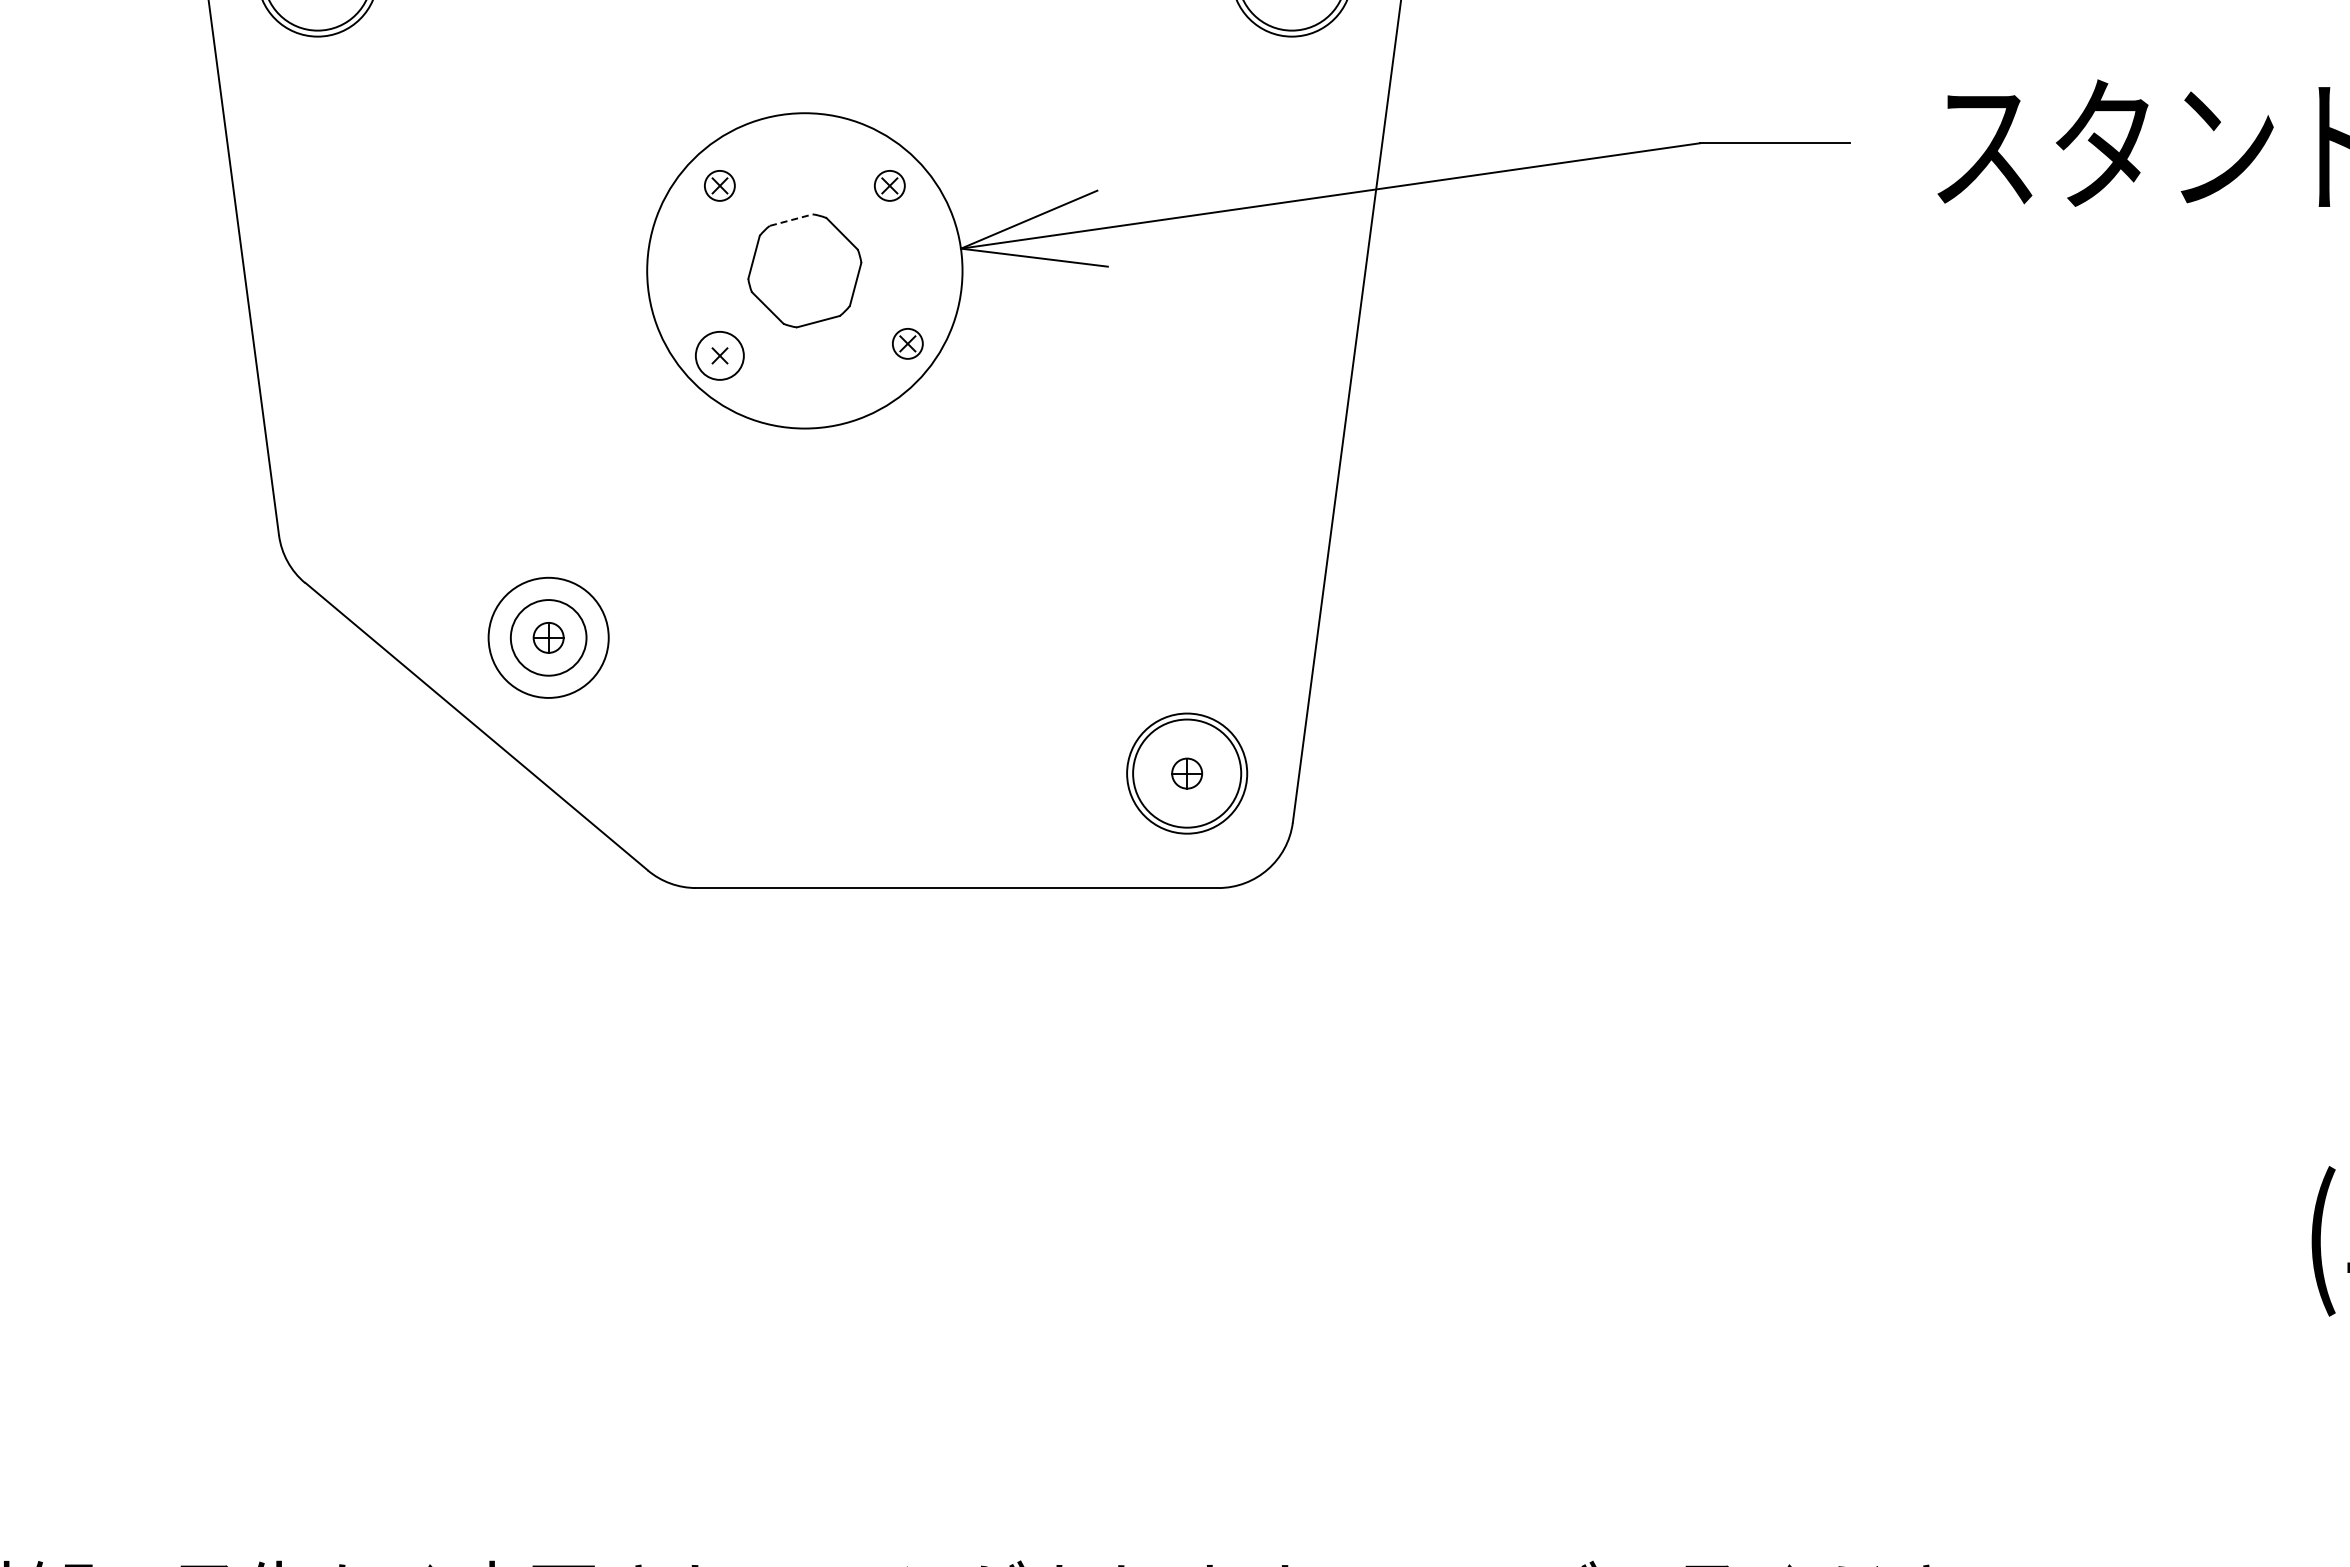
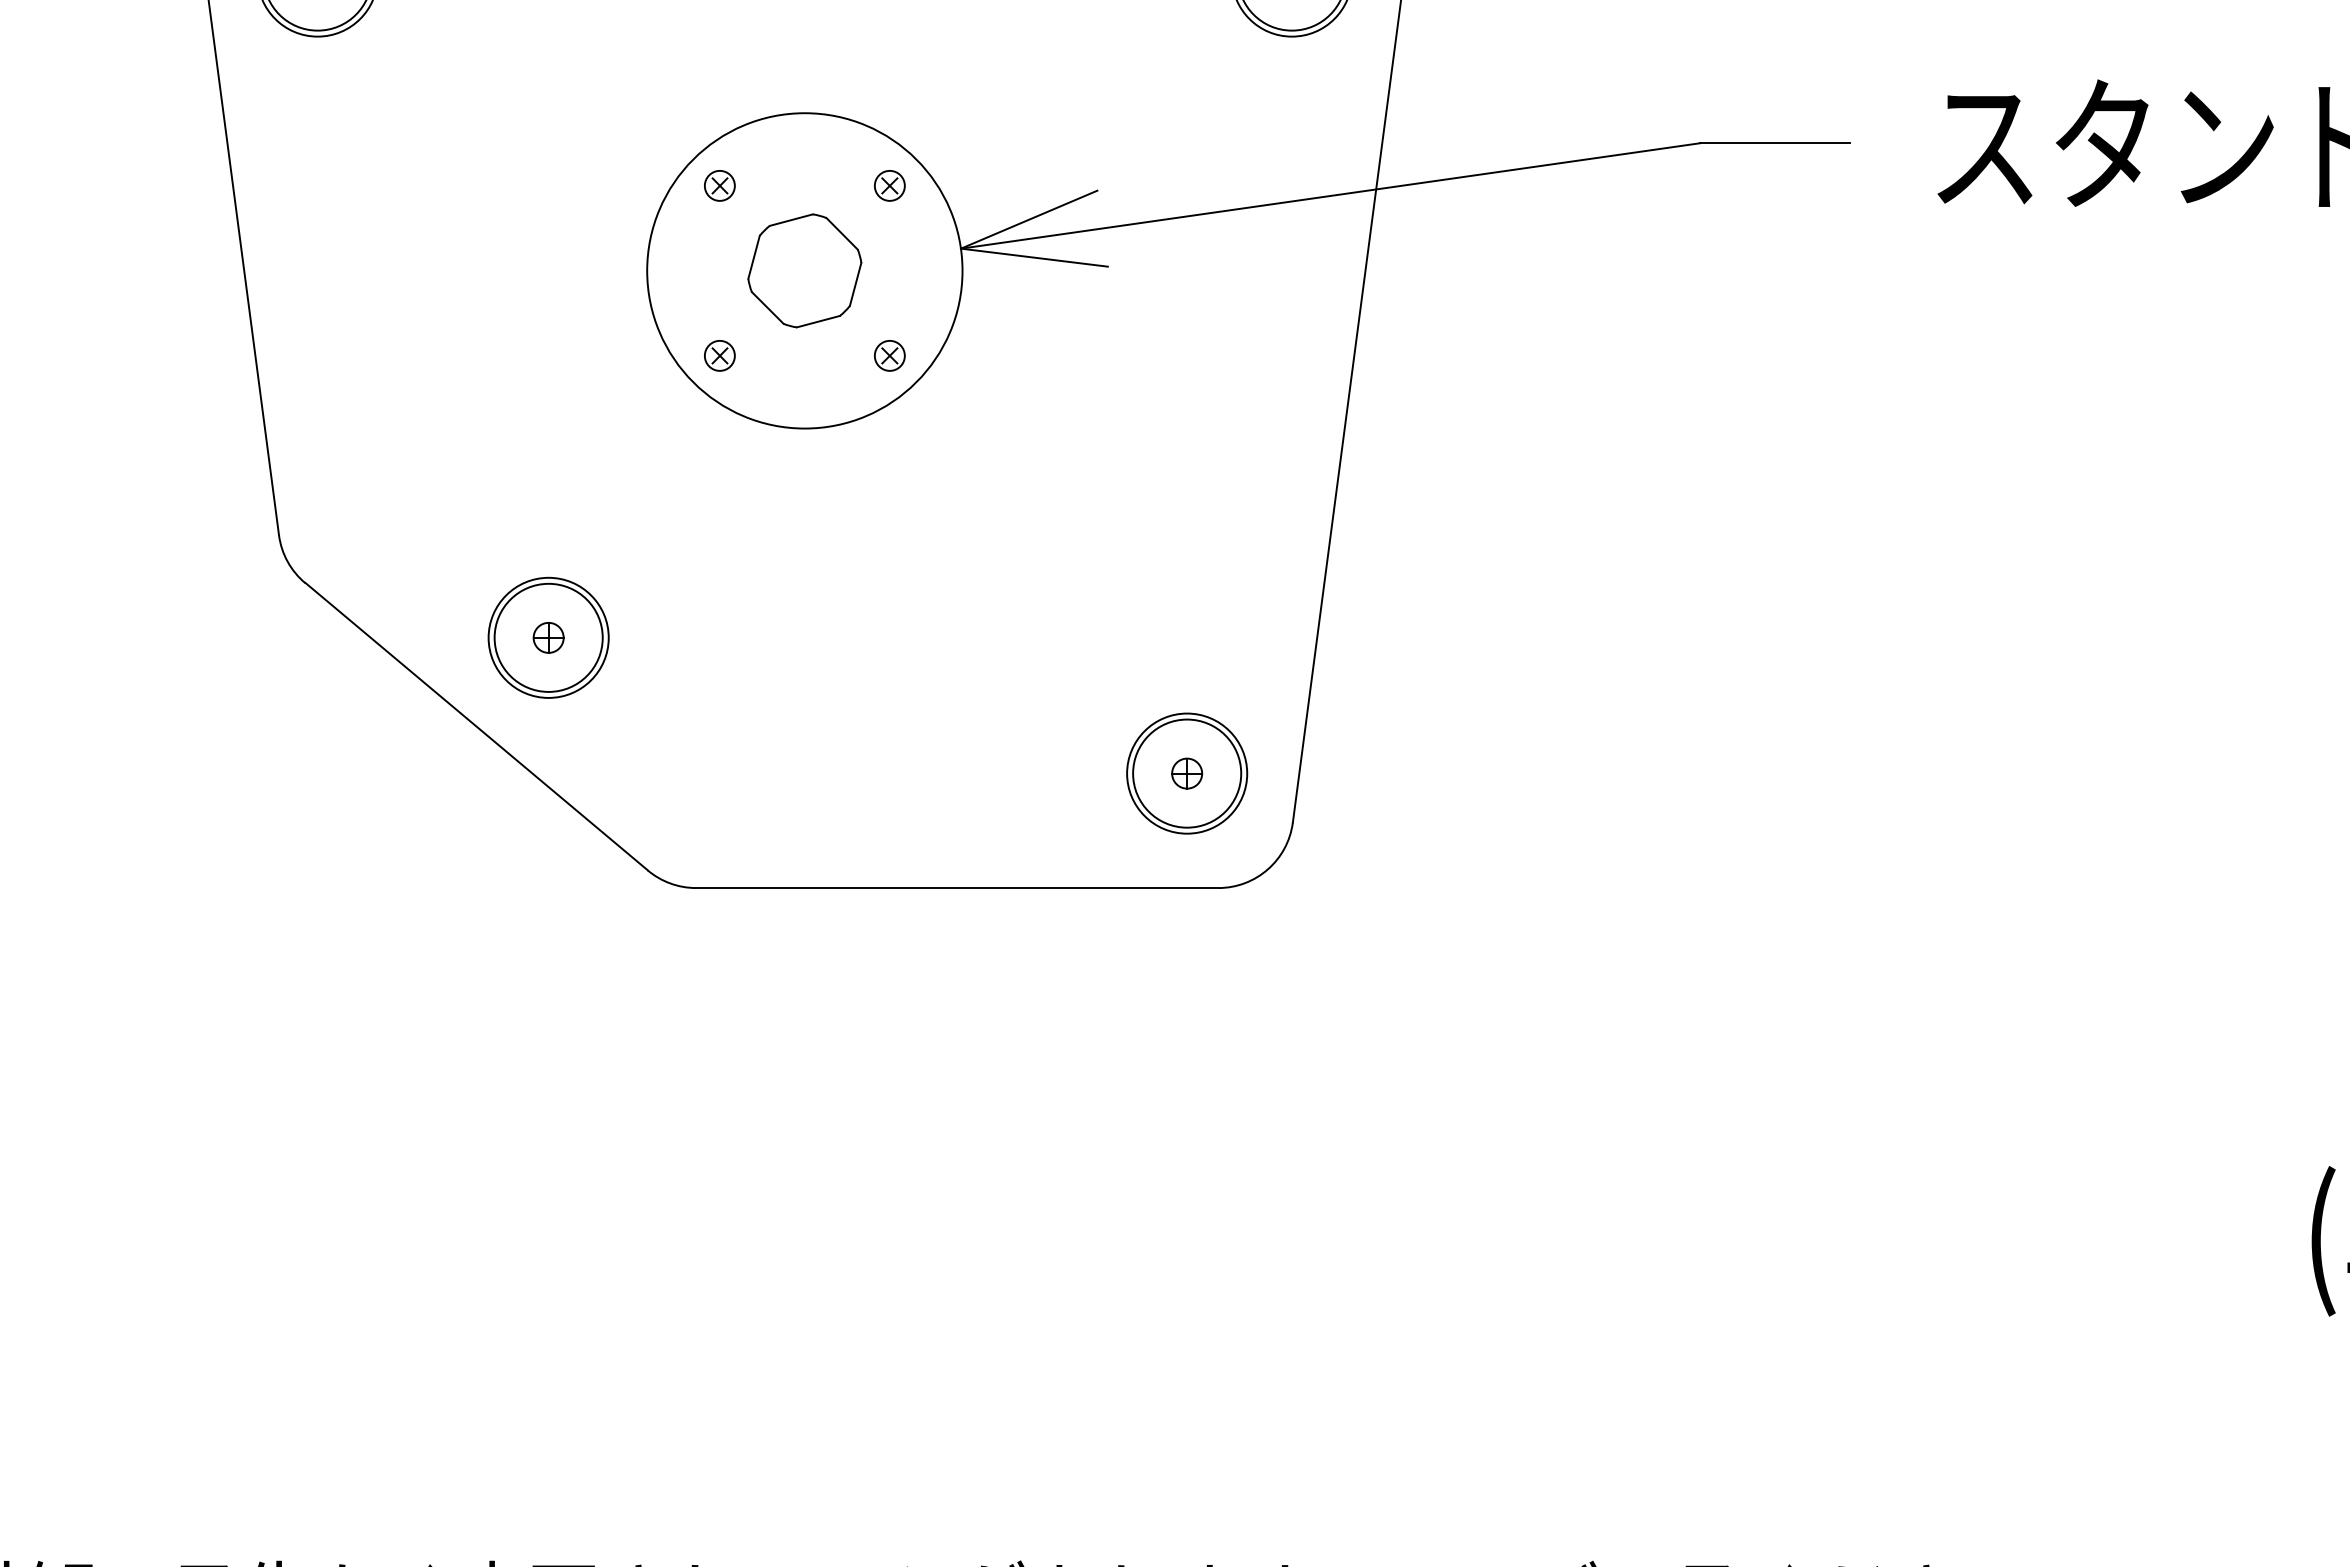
line: dashed -> solid (791, 220)
part position: (907, 343) -> (889, 355) (889, 355)
circle diameter: 48 px -> 30 px (719, 355)
circle diameter: 76 px -> 108 px (548, 637)
